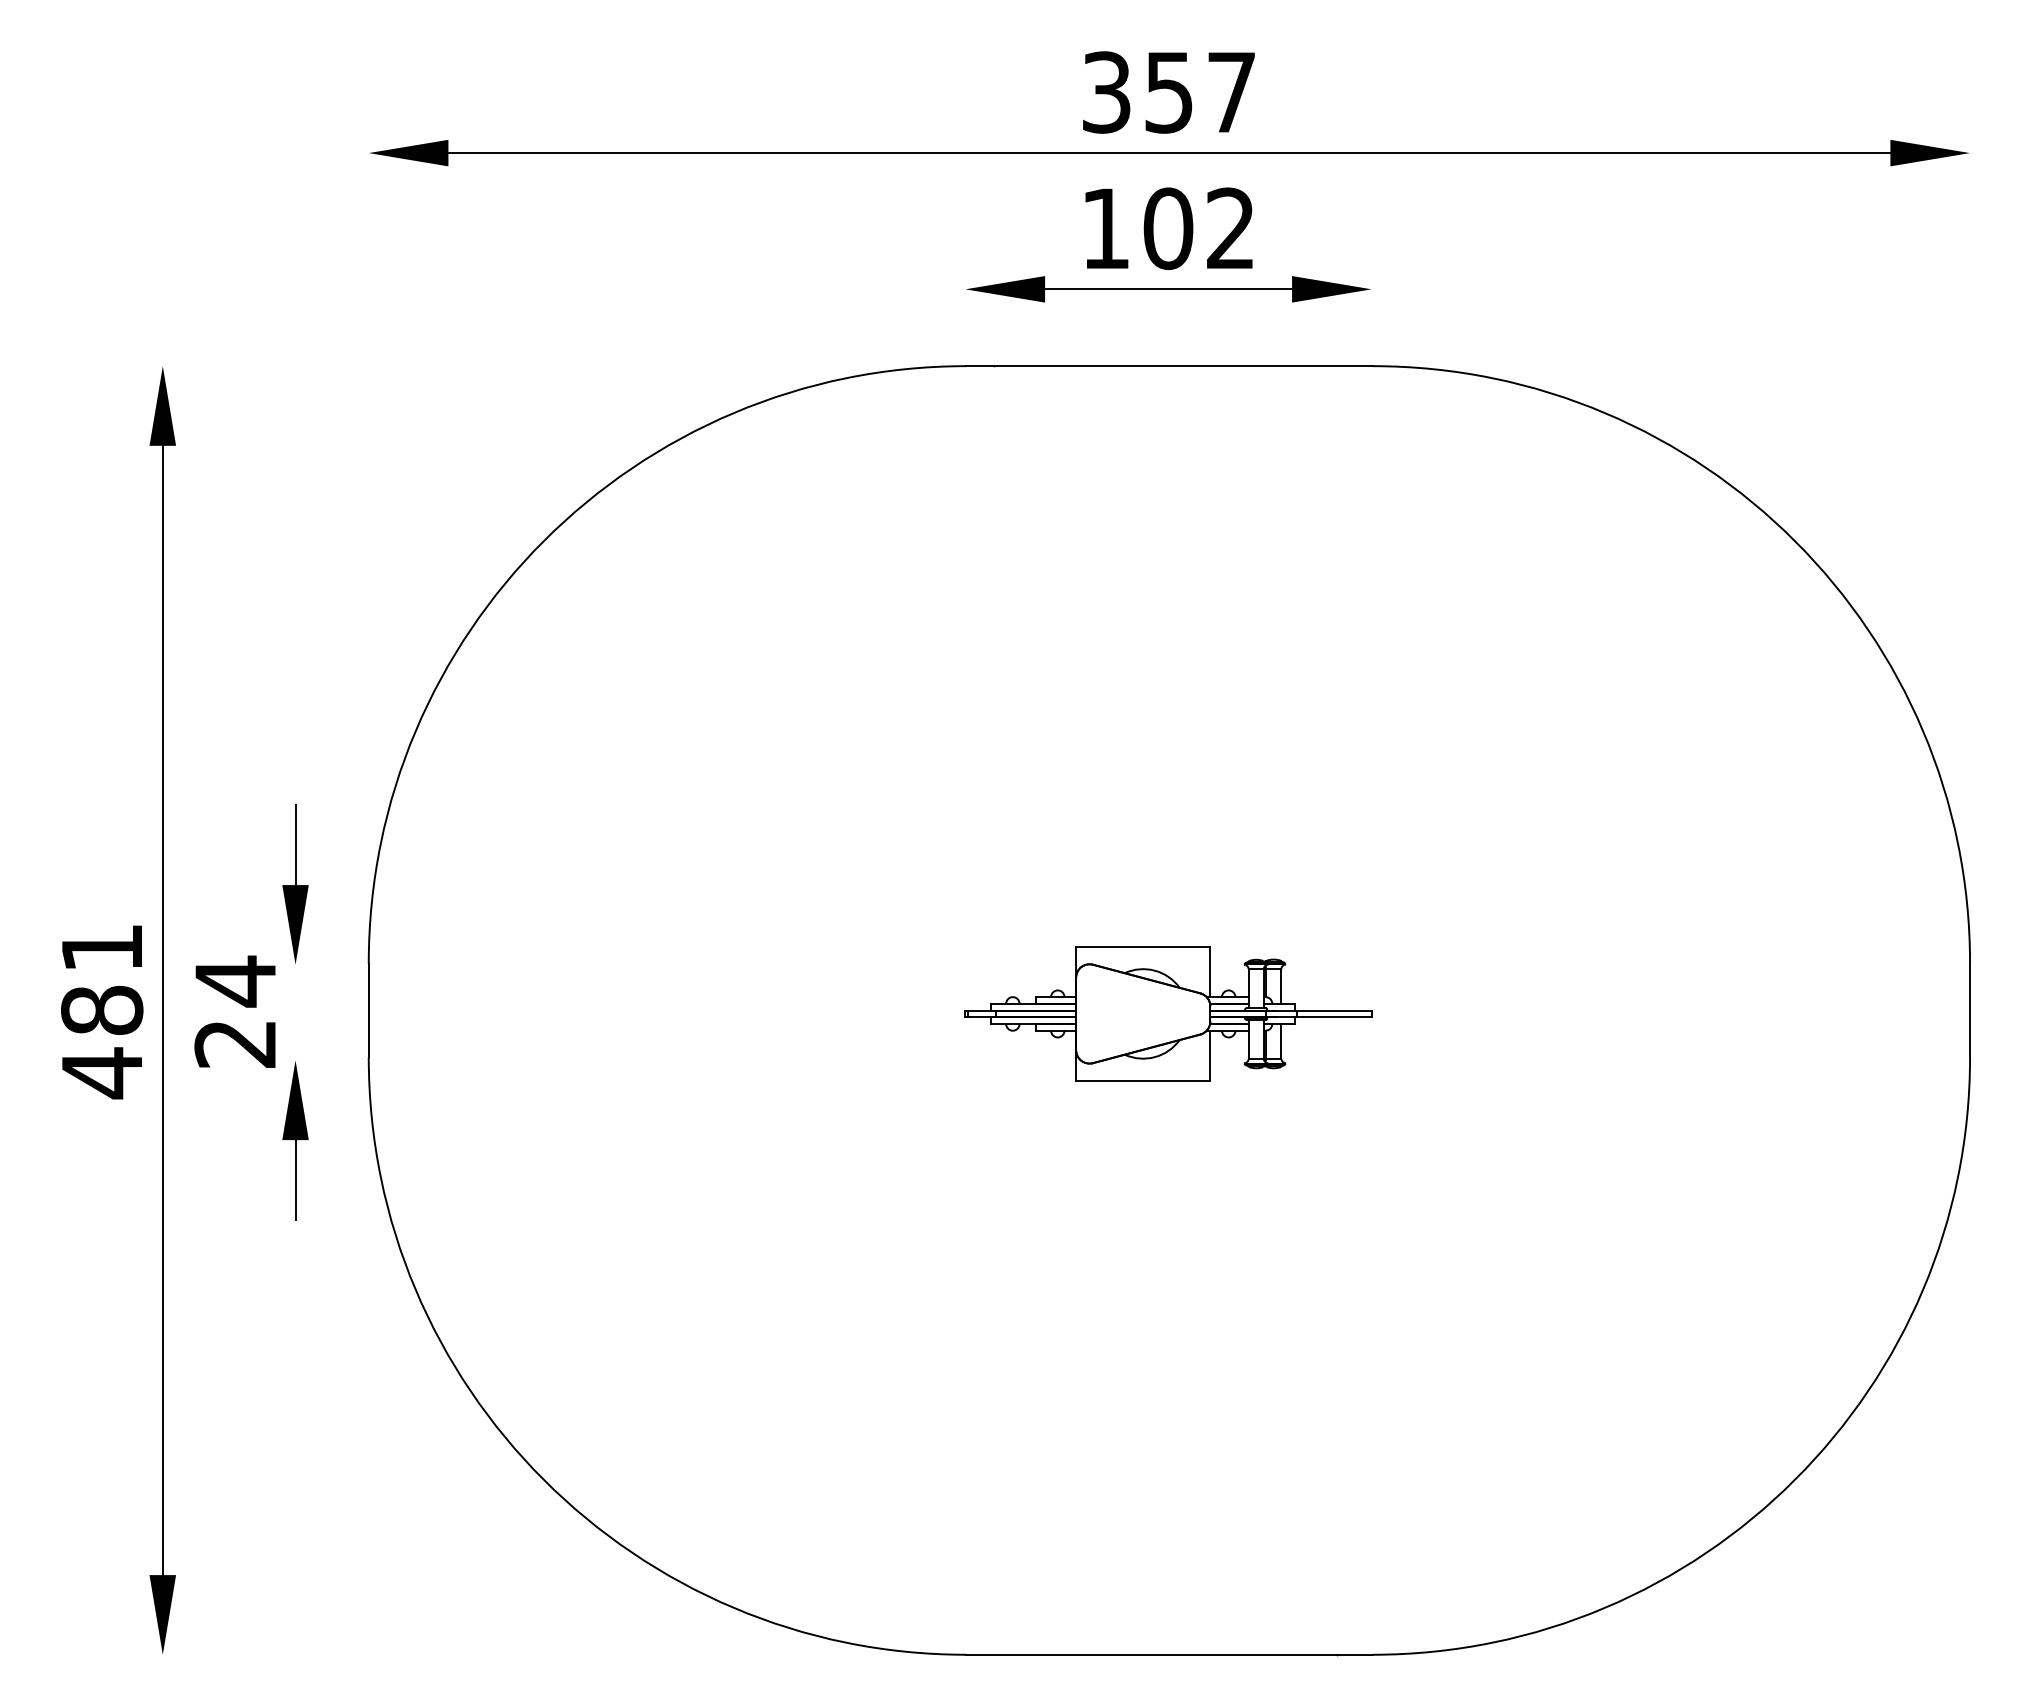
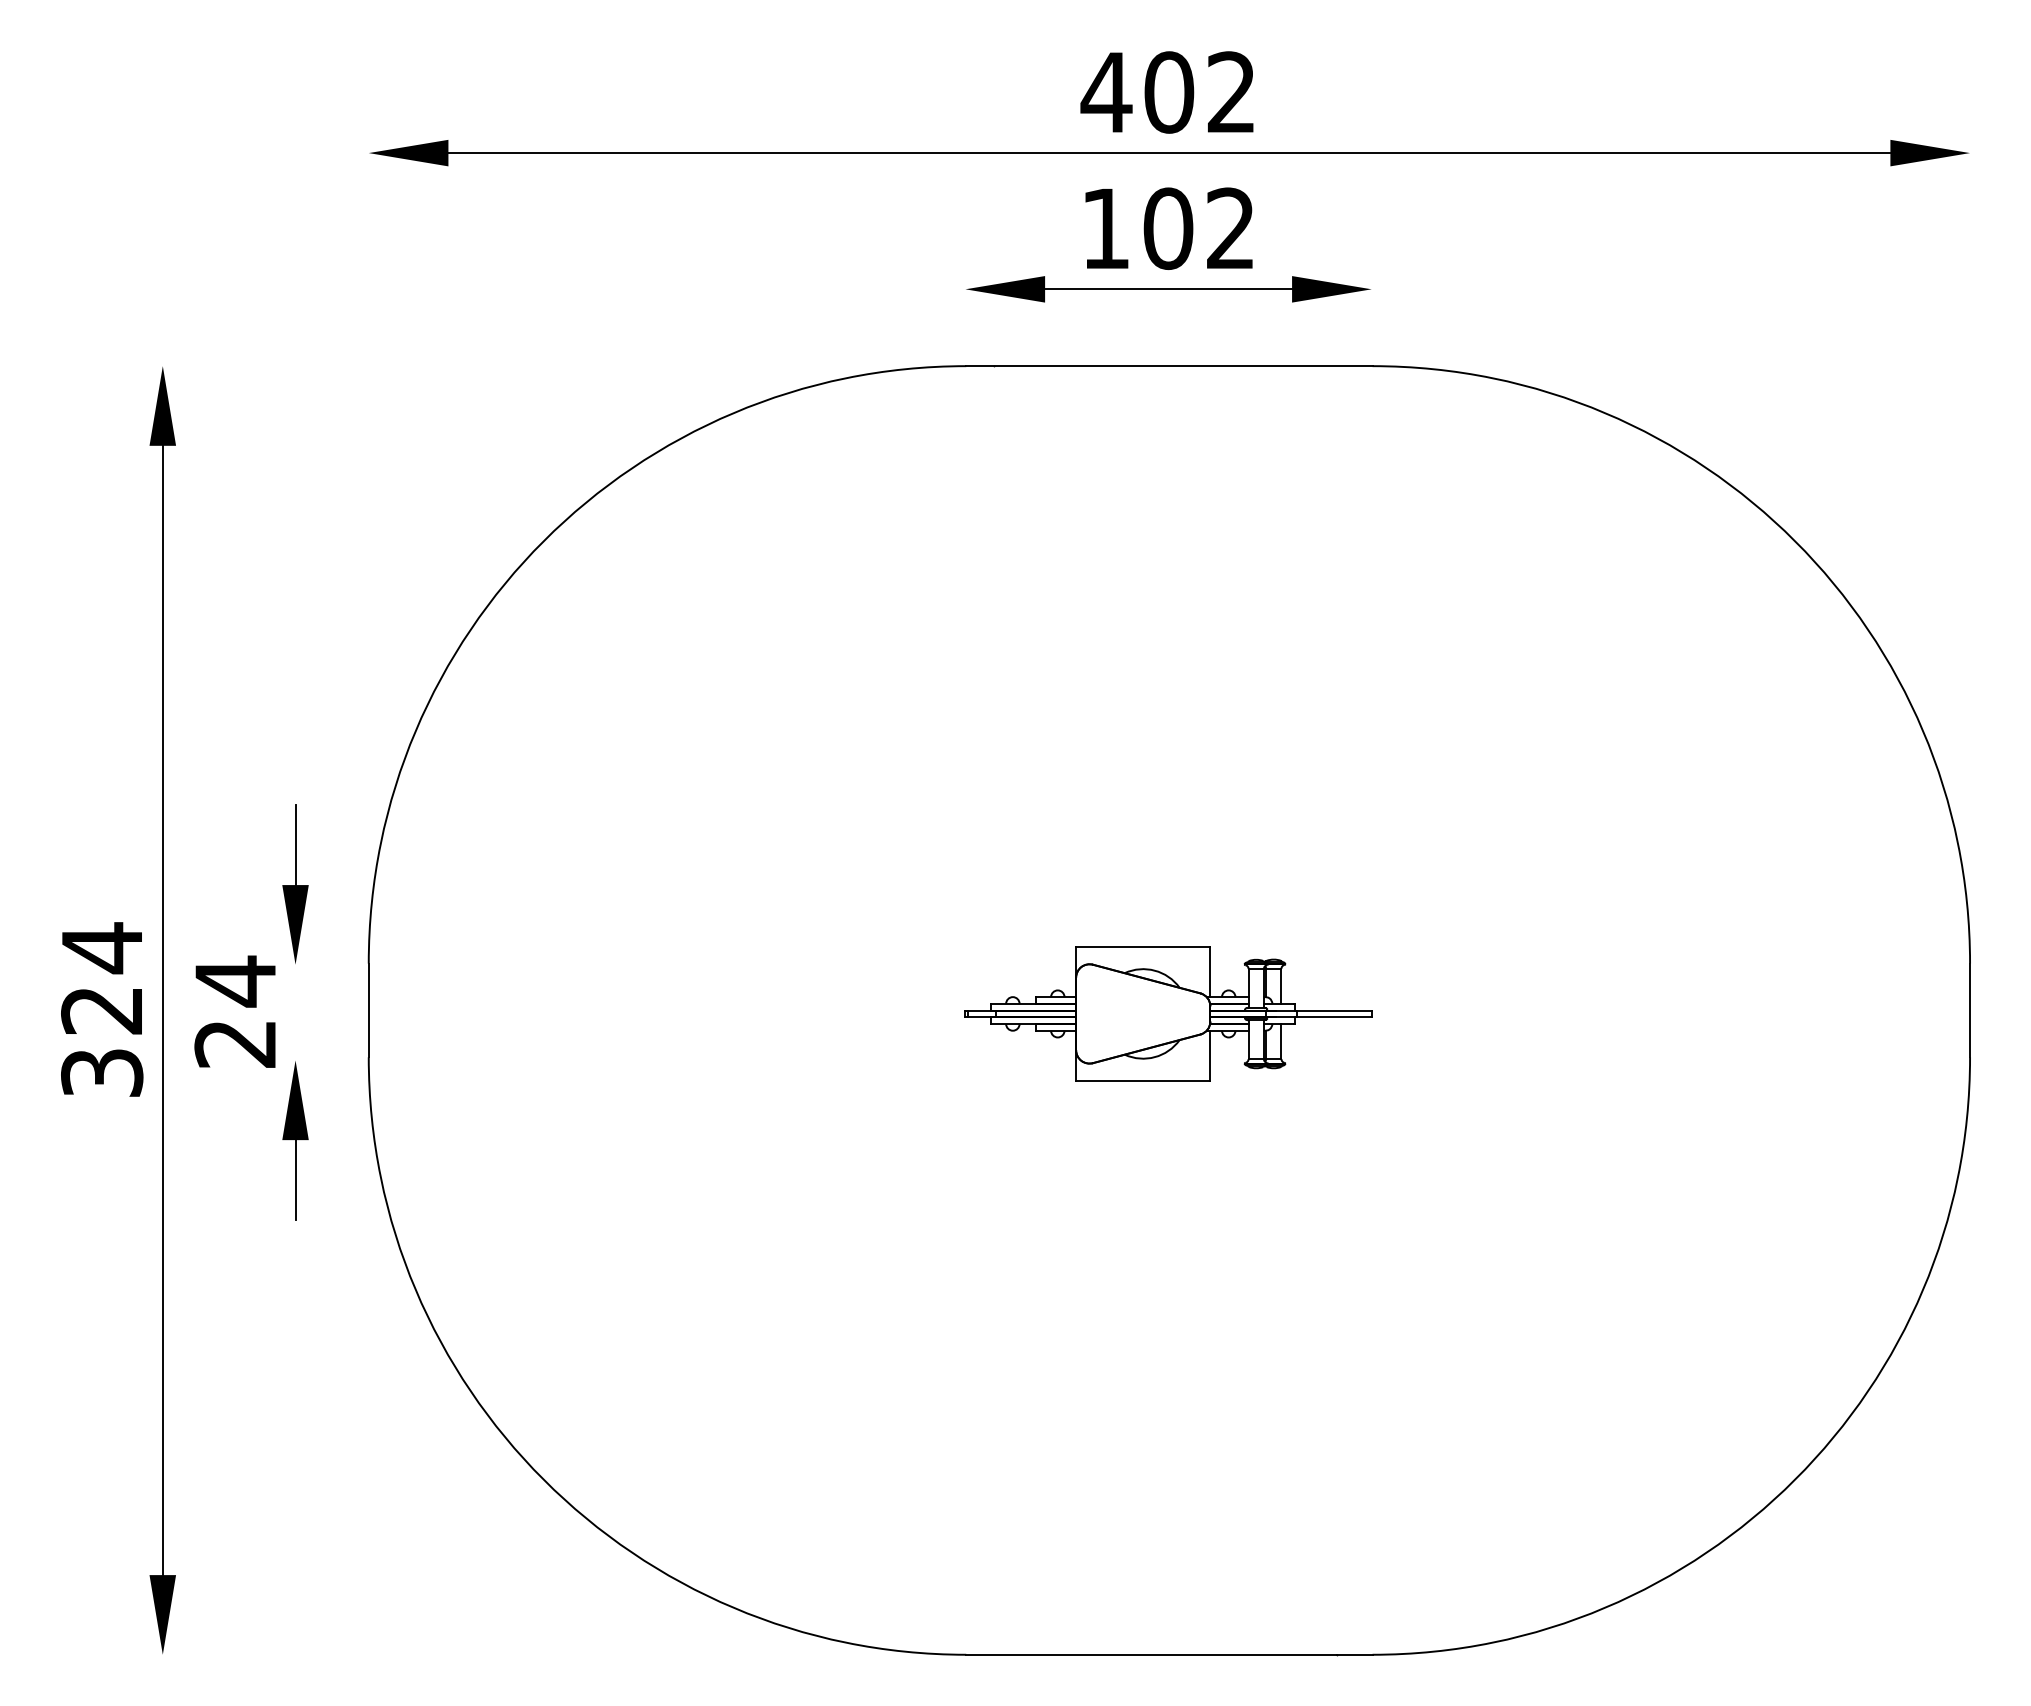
text: 357 -> 402 (1167, 92)
text: 481 -> 324 (102, 1010)
